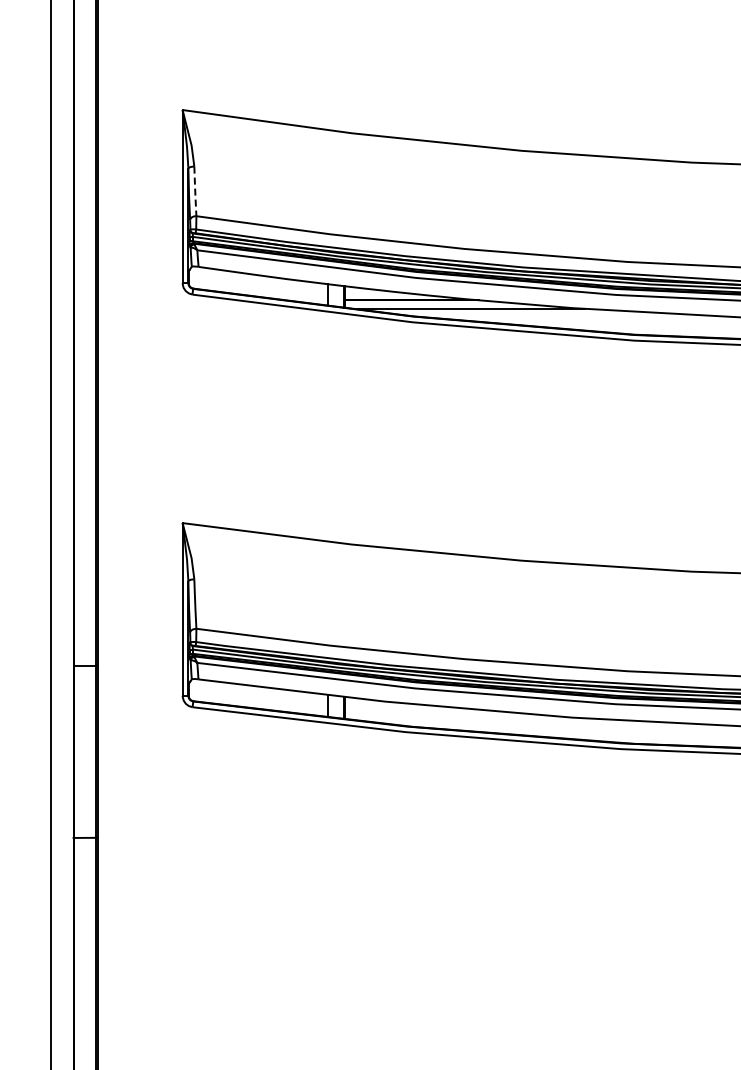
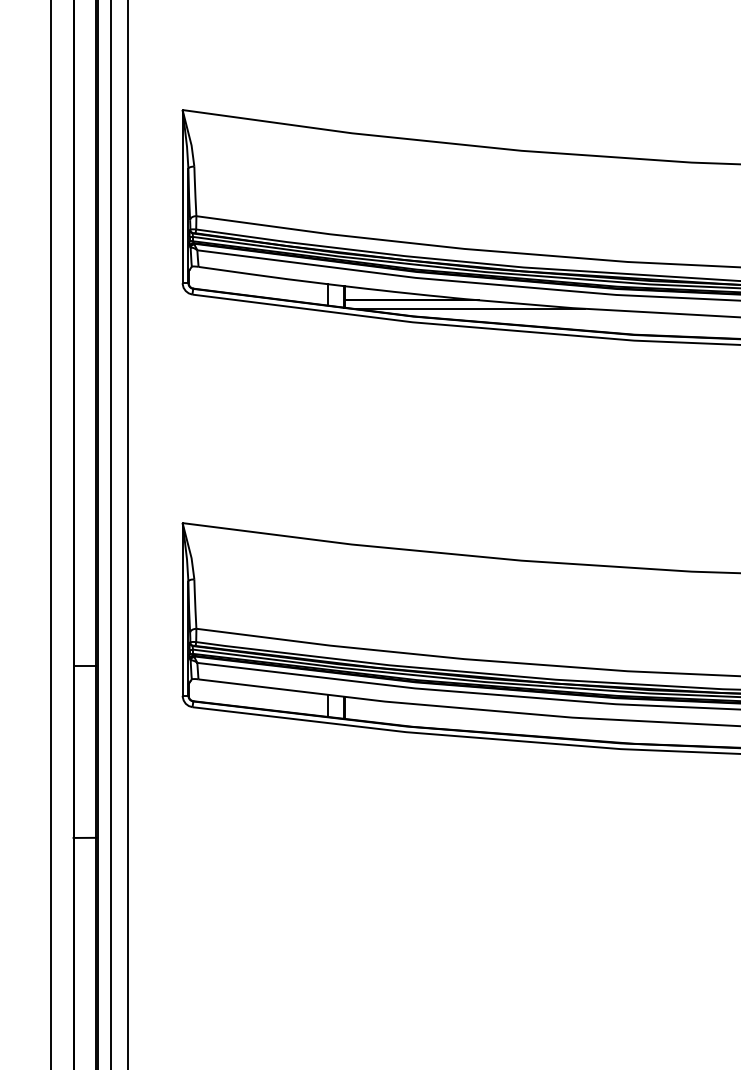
line: dashed -> solid (195, 191)
line: none -> present (110, 534)
line: none -> present (127, 534)
